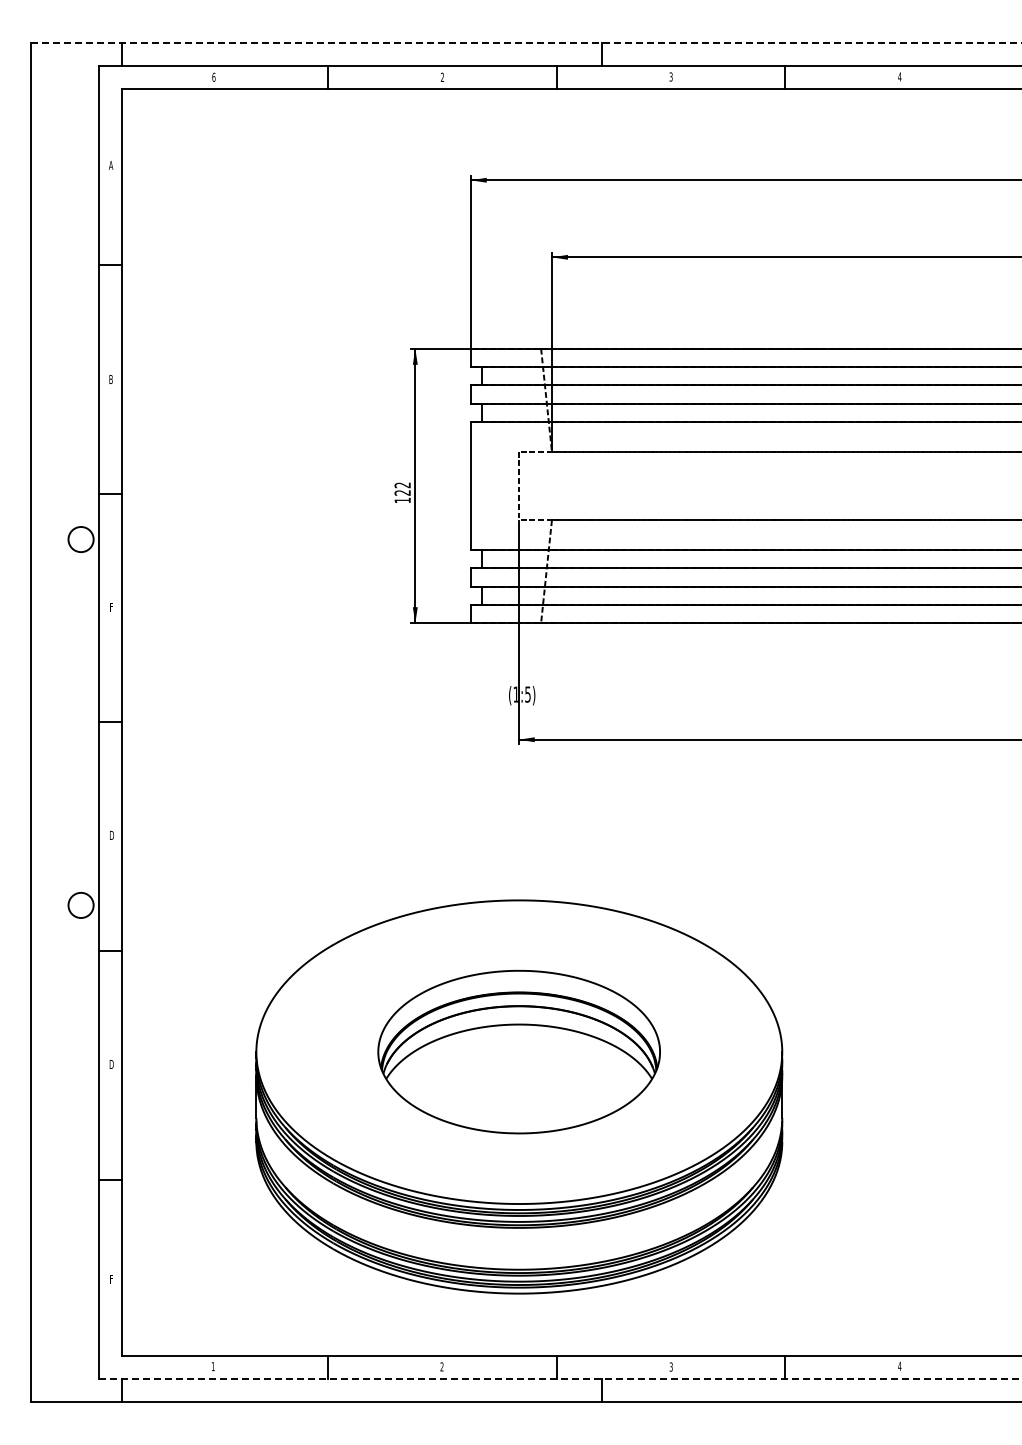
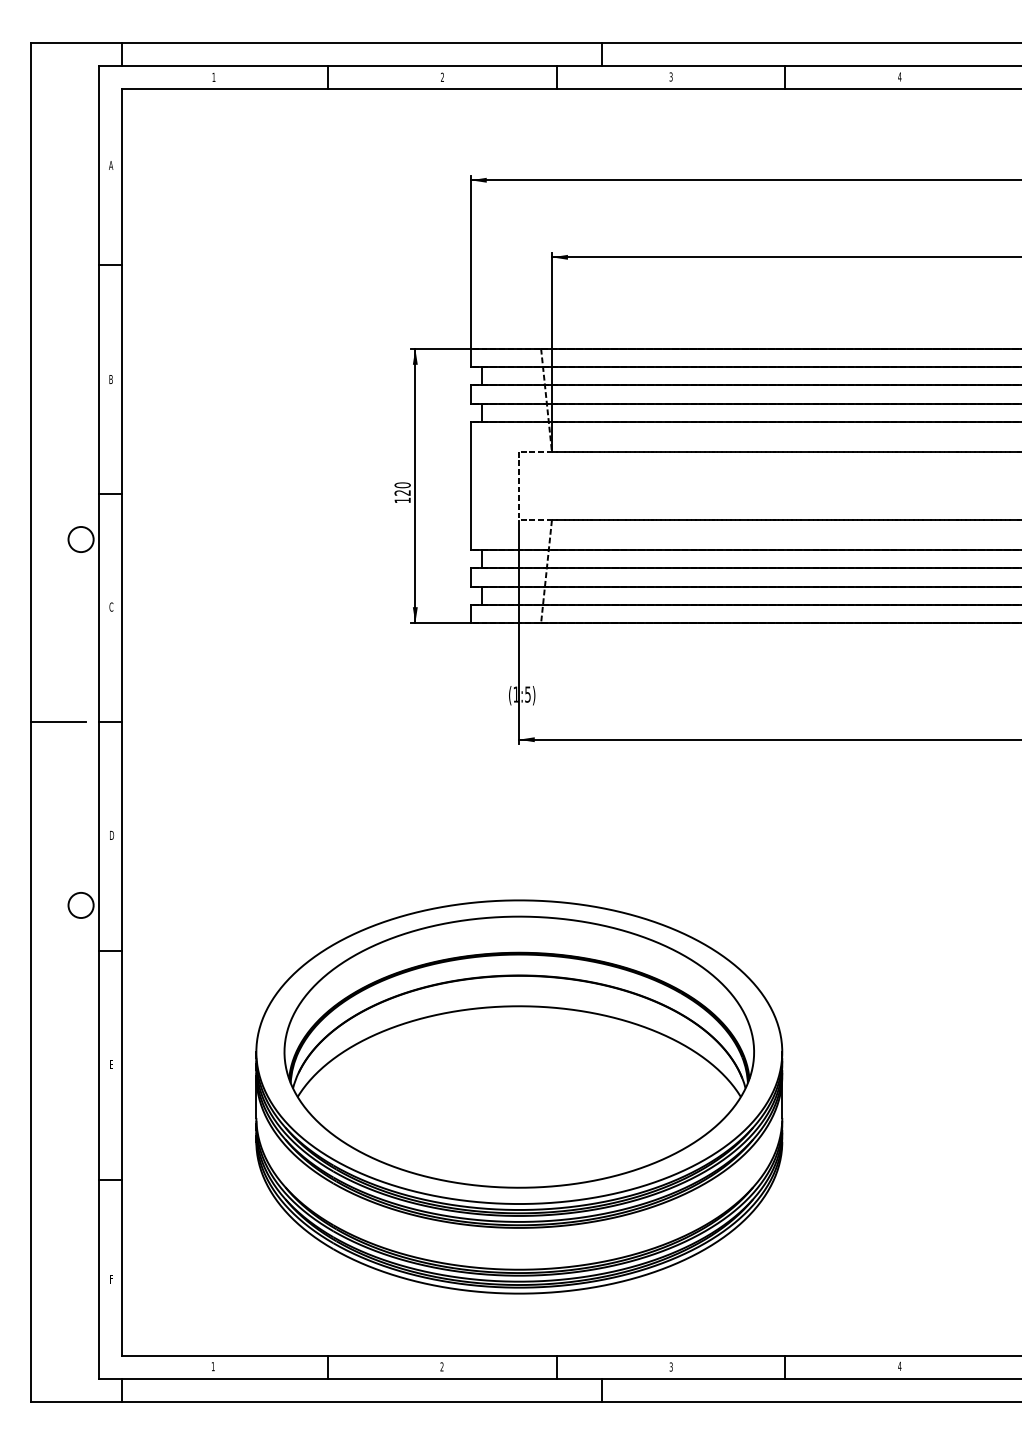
line: dashed -> solid (526, 43)
text: 6 -> 1 (213, 76)
text: 122 -> 120 (402, 485)
text: F -> C (111, 606)
line: none -> present (57, 722)
part size: 284x166 px -> 472x274 px (518, 1051)
text: D -> E (111, 1063)
line: dashed -> solid (560, 1378)
